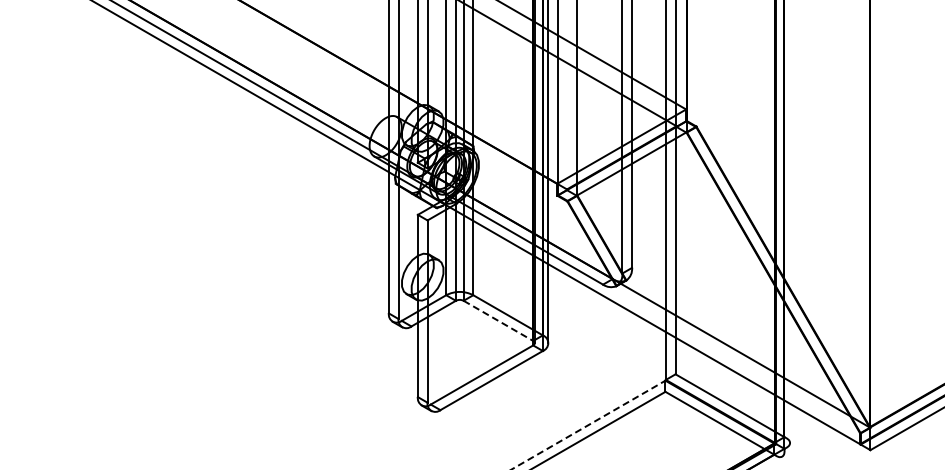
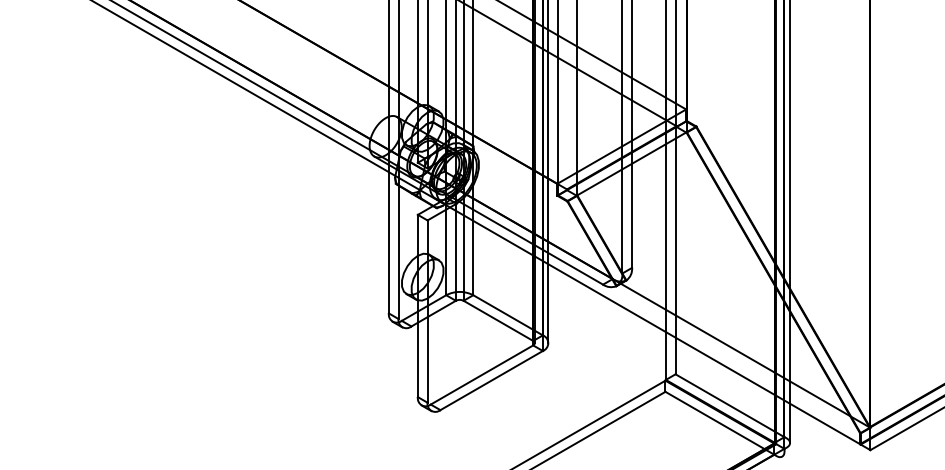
line: none -> present (790, 222)
line: dashed -> solid (498, 321)
line: dashed -> solid (588, 425)
